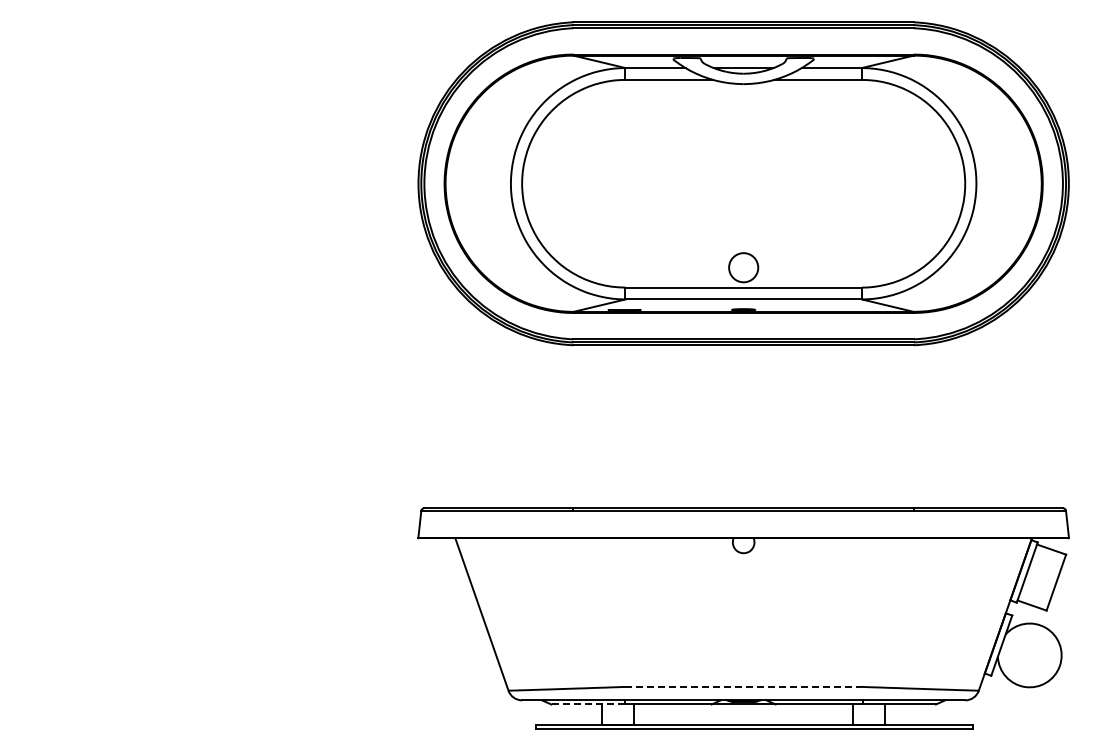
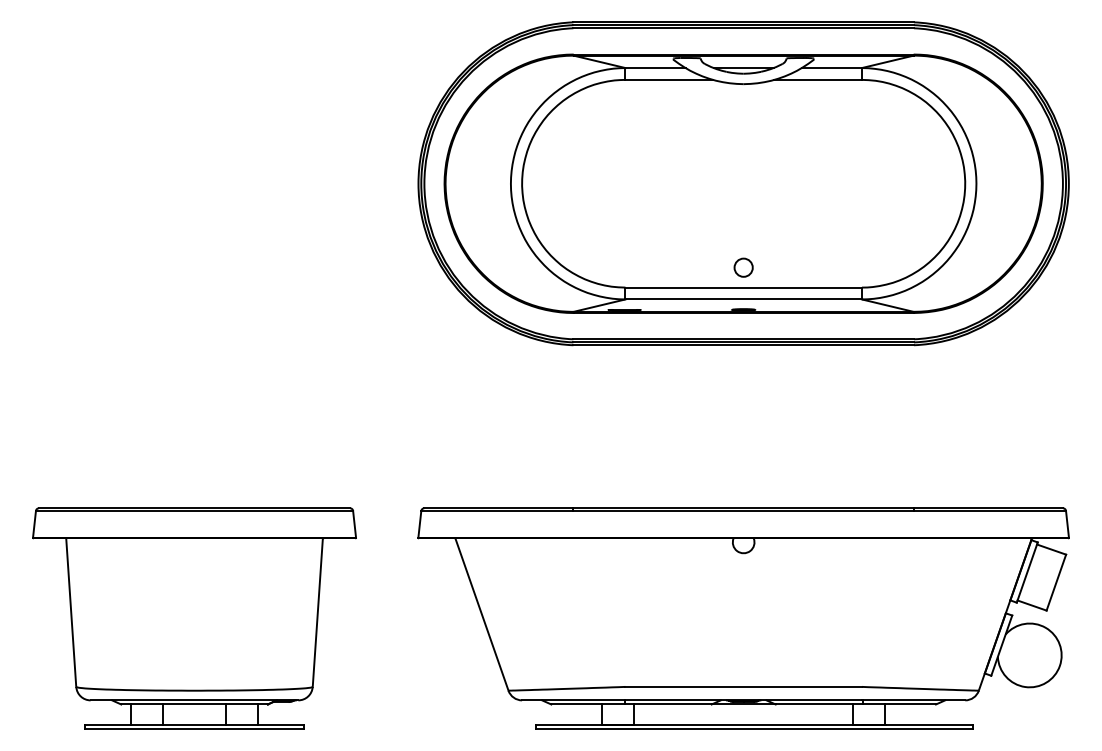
circle diameter: 29 px -> 18 px (743, 267)
part: none -> present (194, 618)
line: dashed -> solid (744, 686)
line: dashed -> solid (588, 704)
